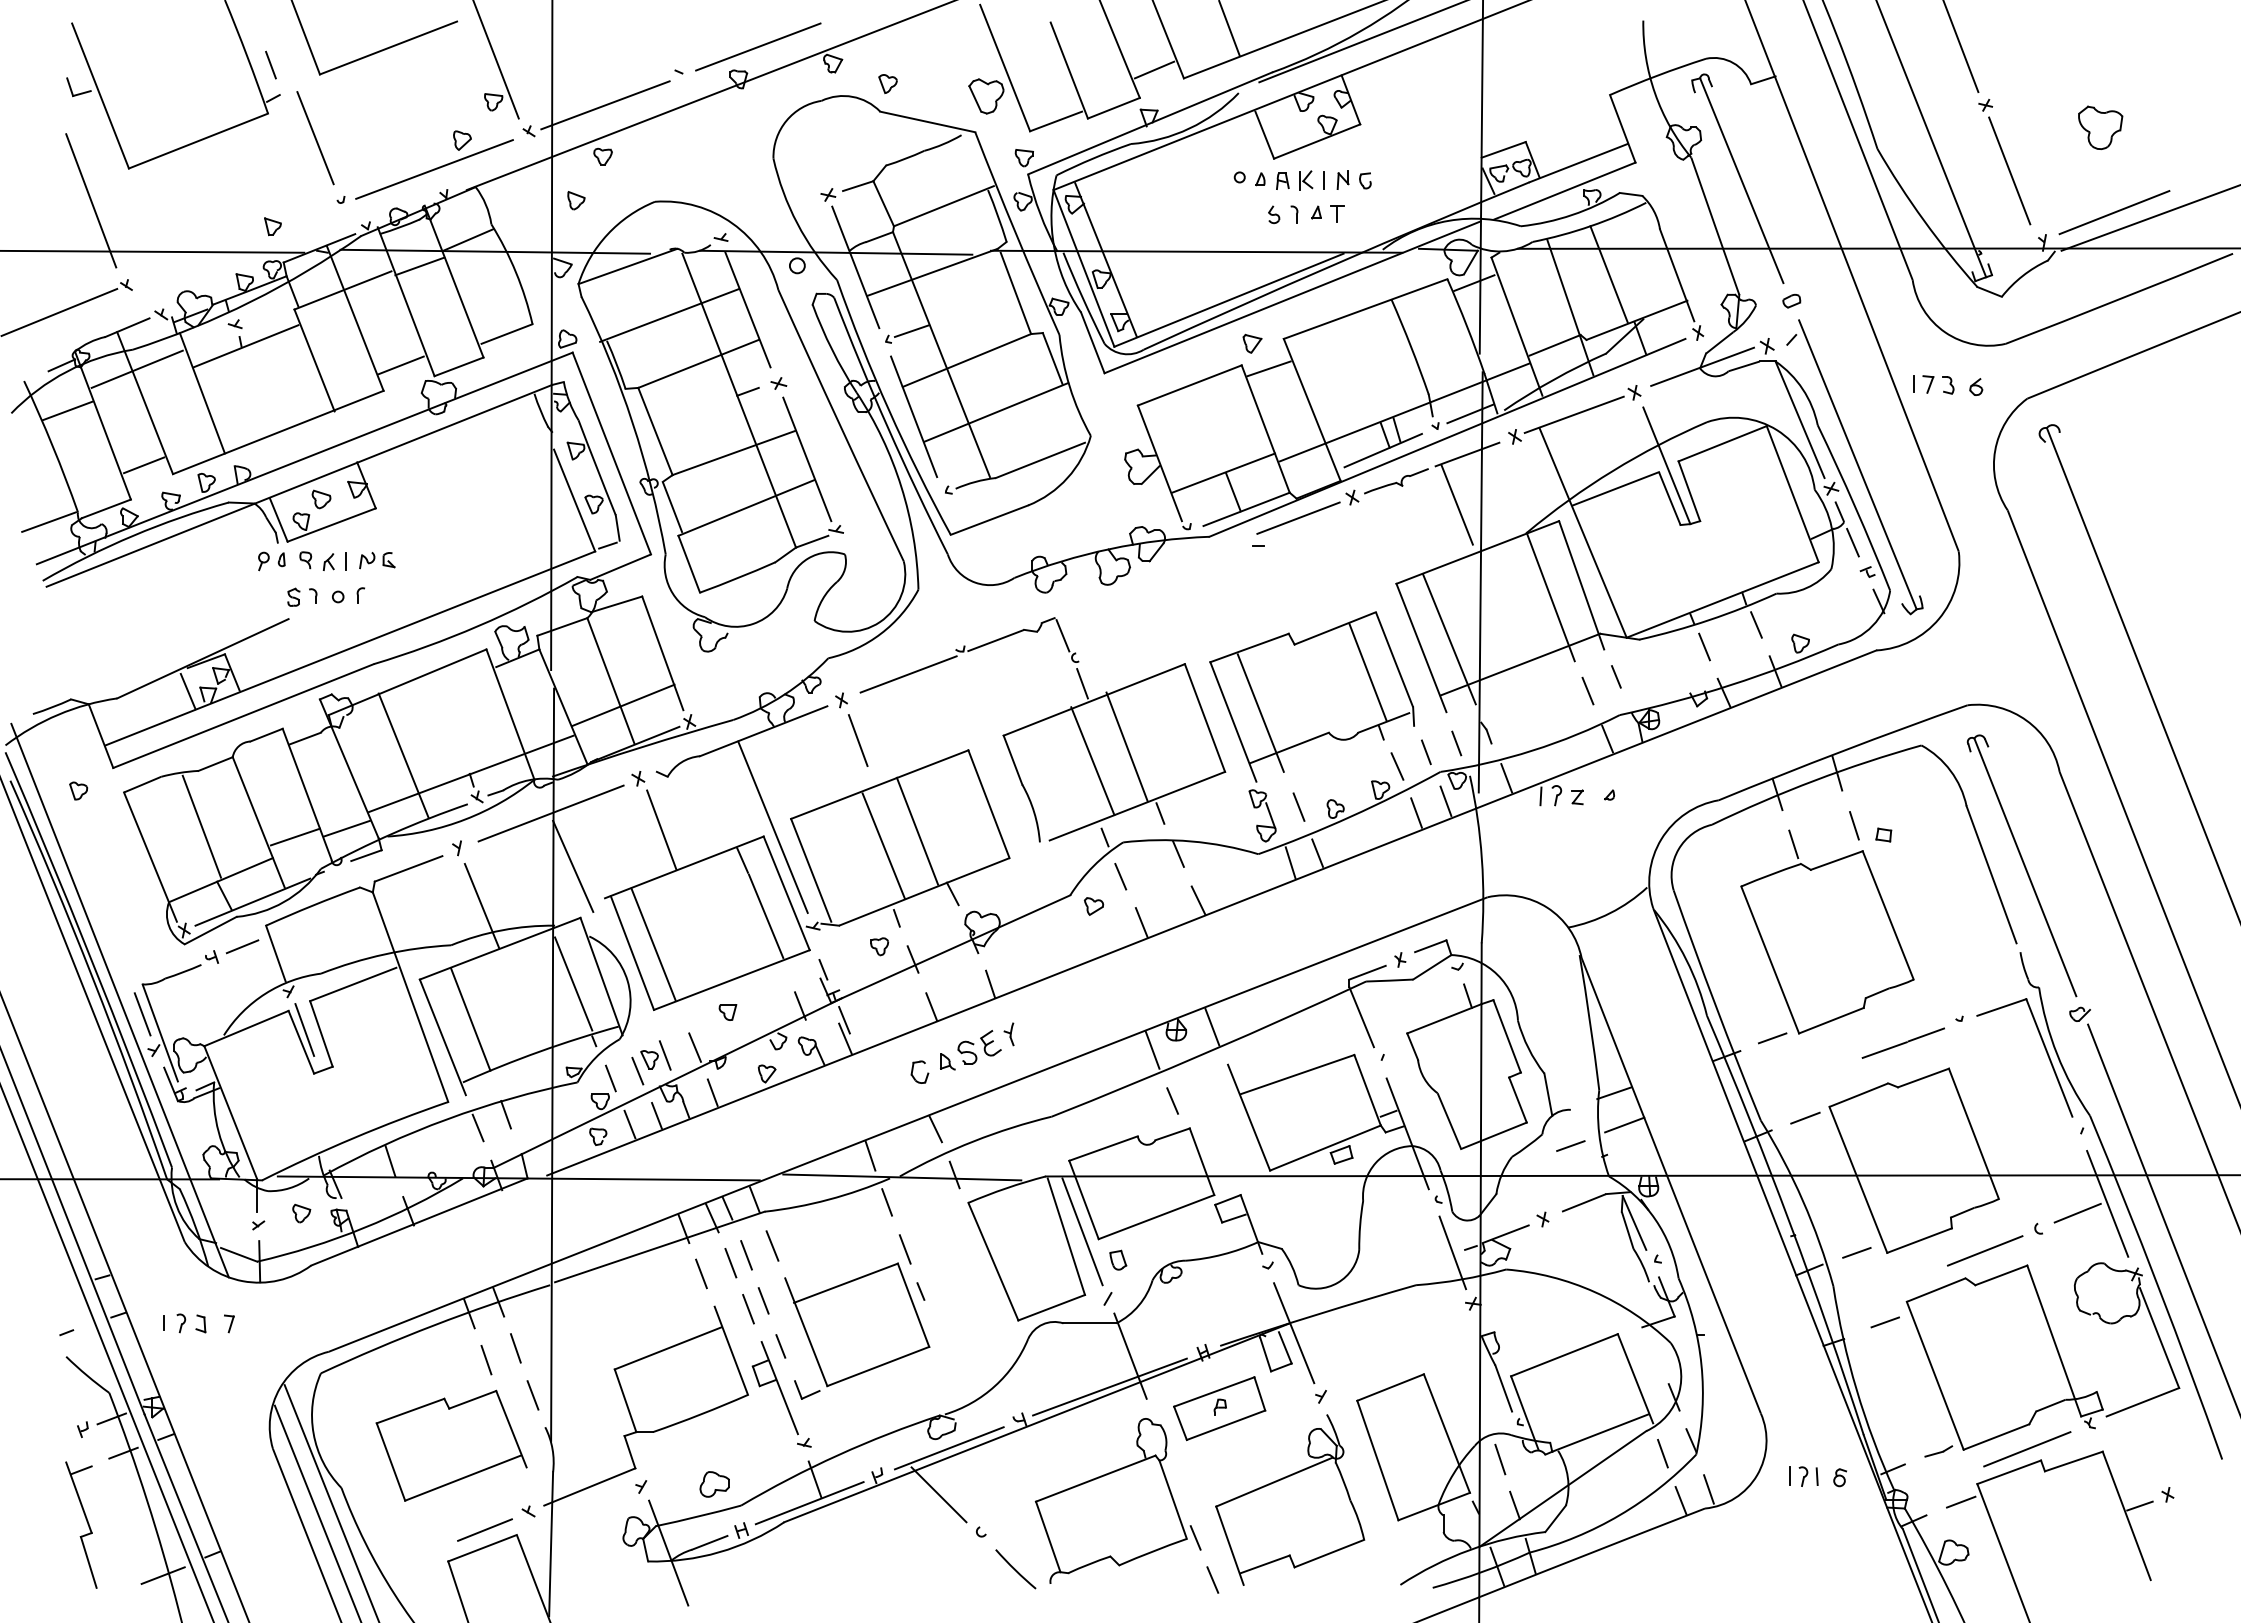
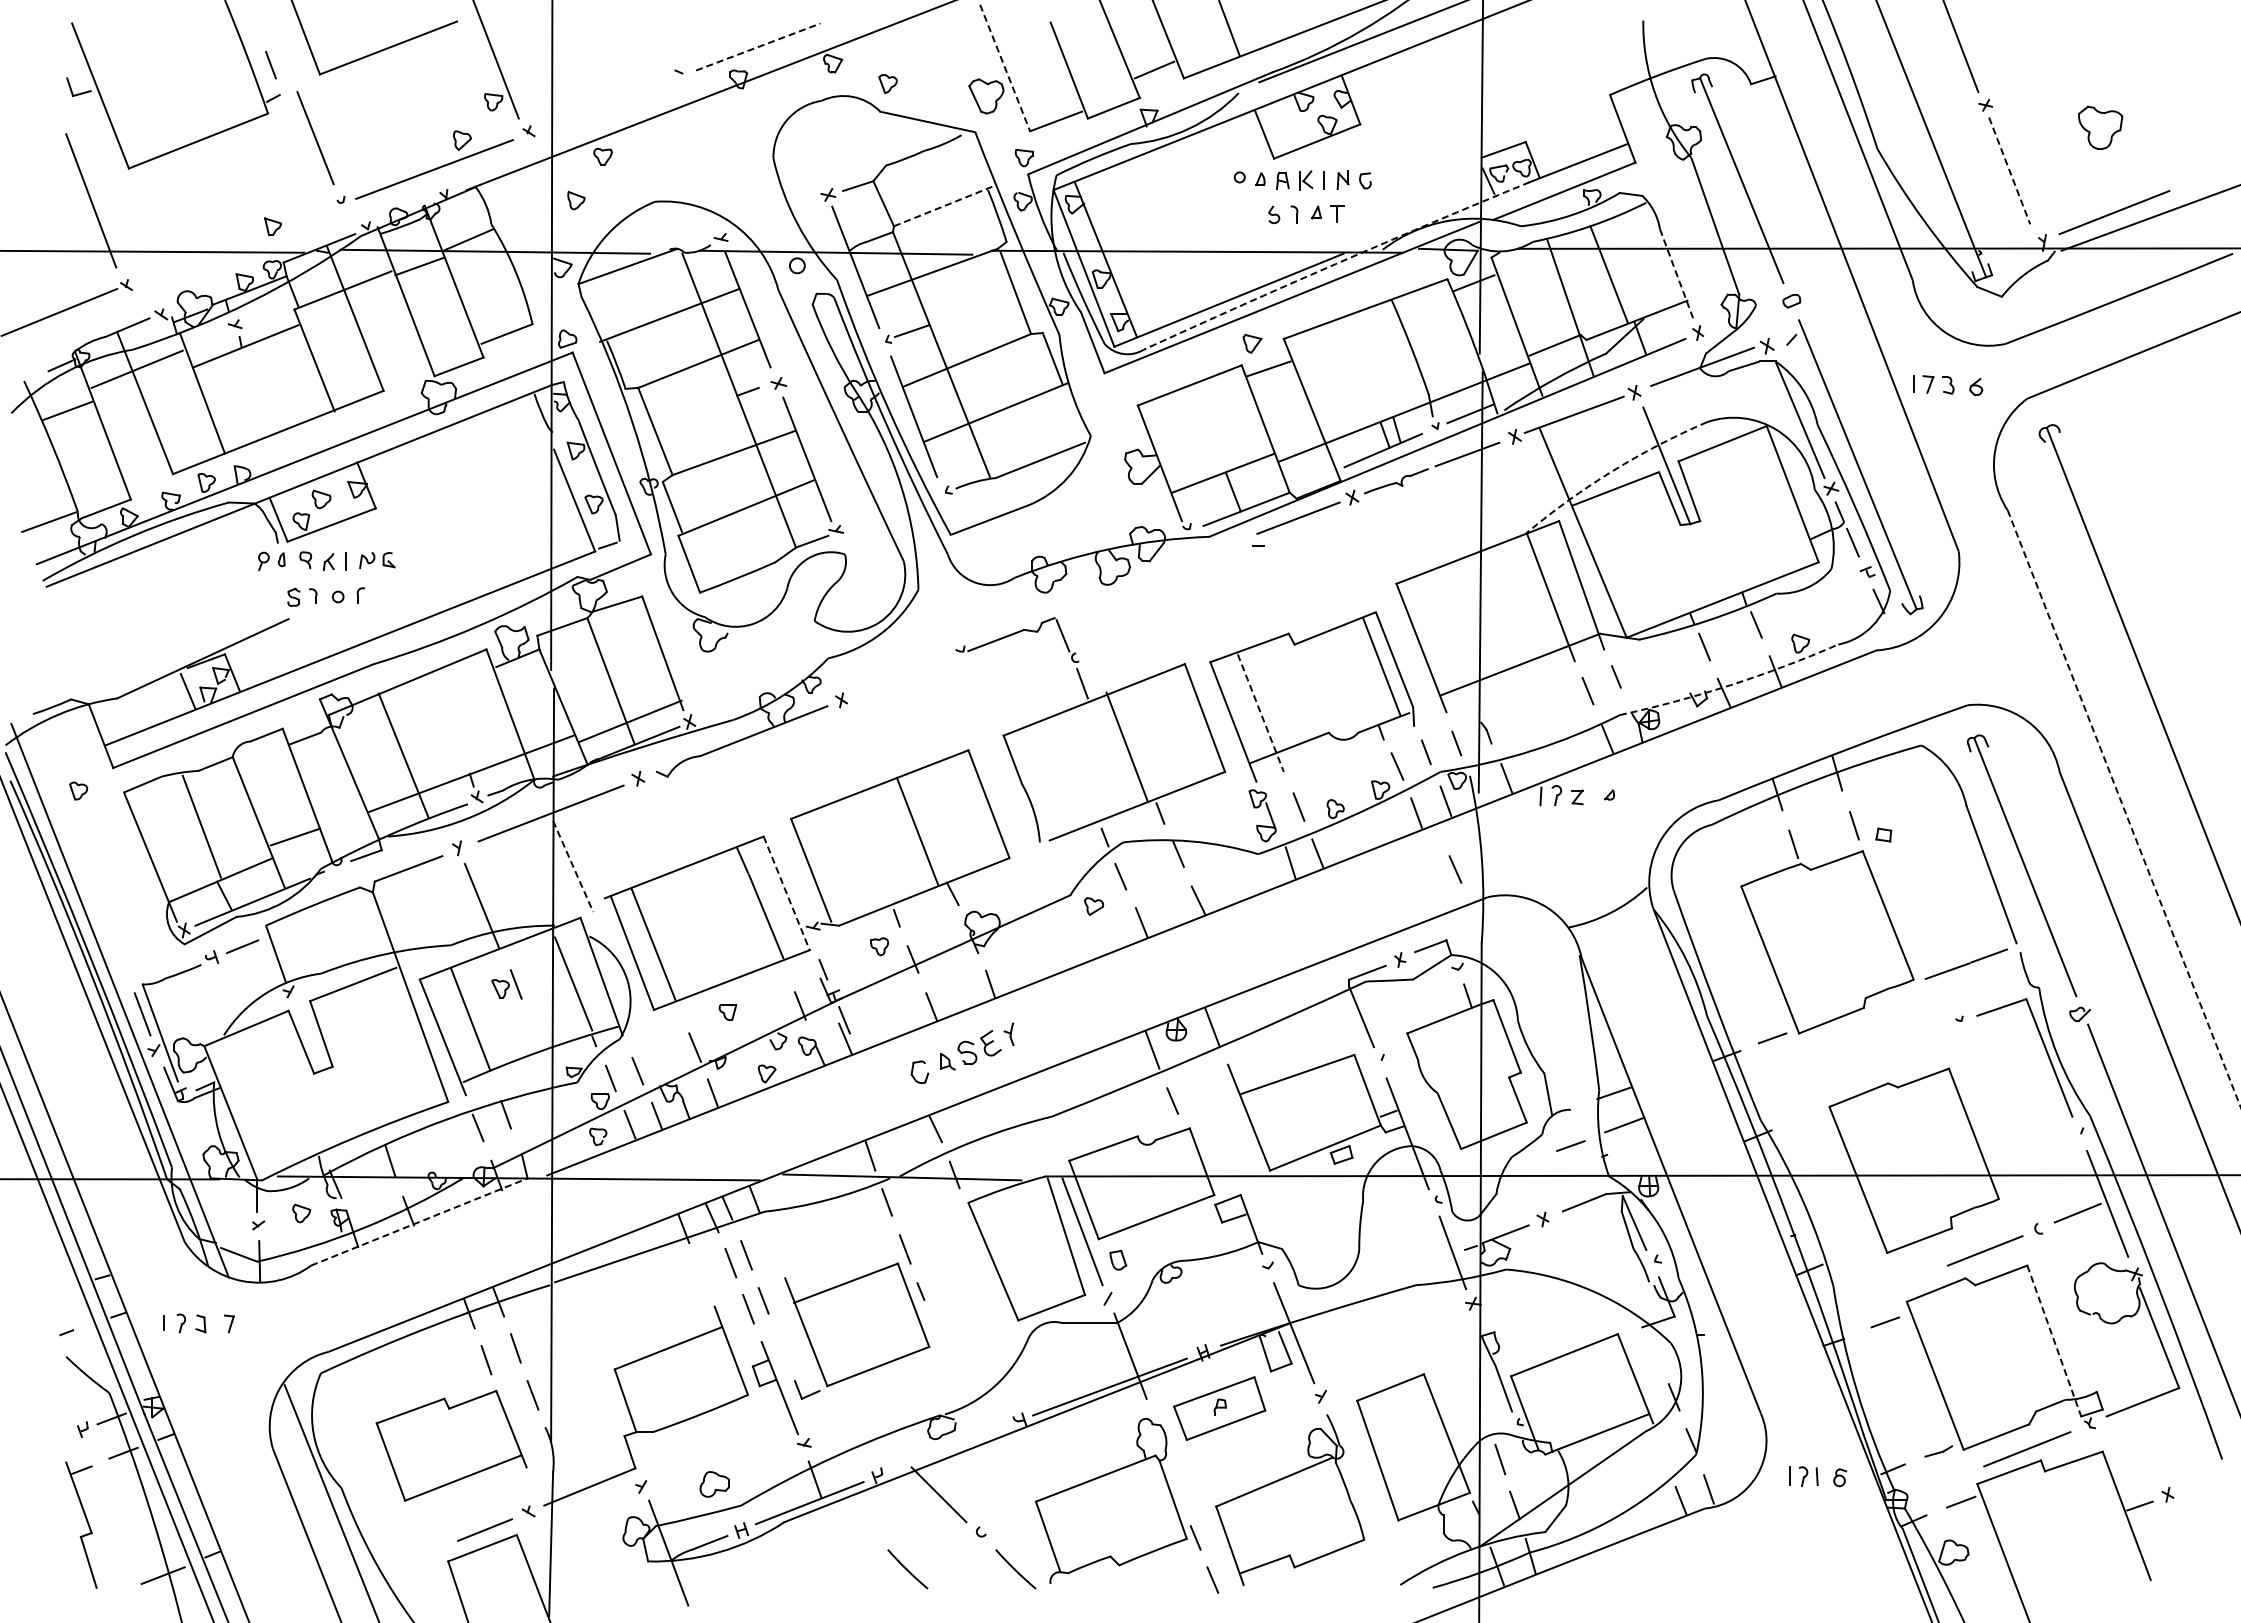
line: solid -> dashed (758, 46)
line: solid -> dashed (1005, 68)
line: present -> none (605, 105)
line: solid -> dashed (2009, 171)
line: solid -> dashed (943, 206)
arc: solid -> dashed (1335, 264)
line: solid -> dashed (1677, 275)
line: present -> none (400, 365)
line: present -> none (144, 465)
arc: solid -> dashed (1612, 471)
line: present -> none (1456, 504)
line: present -> none (1448, 639)
line position: (1367, 671) -> (1381, 666) (1381, 666)
line: present -> none (908, 674)
arc: solid -> dashed (1730, 685)
line position: (623, 704) -> (630, 720) (630, 720)
line: solid -> dashed (1261, 713)
line: present -> none (857, 740)
line: present -> none (1092, 761)
arc: solid -> dashed (2124, 809)
line: present -> none (772, 826)
line: present -> none (346, 828)
line: present -> none (661, 829)
line: present -> none (883, 845)
line: solid -> dashed (573, 866)
line: none -> present (1455, 869)
line: solid -> dashed (786, 893)
line: present -> none (304, 1029)
line position: (1902, 1042) -> (1965, 963) (1965, 963)
part position: (655, 1055) -> (506, 984) (506, 984)
line: present -> none (1805, 1117)
line: solid -> dashed (419, 1222)
line: present -> none (772, 1245)
line: present -> none (1856, 1252)
line: present -> none (701, 1273)
line: solid -> dashed (2054, 1341)
line: present -> none (780, 1346)
line: present -> none (948, 1448)
line: present -> none (1662, 1453)
line: present -> none (317, 1512)
line: none -> present (907, 1569)
